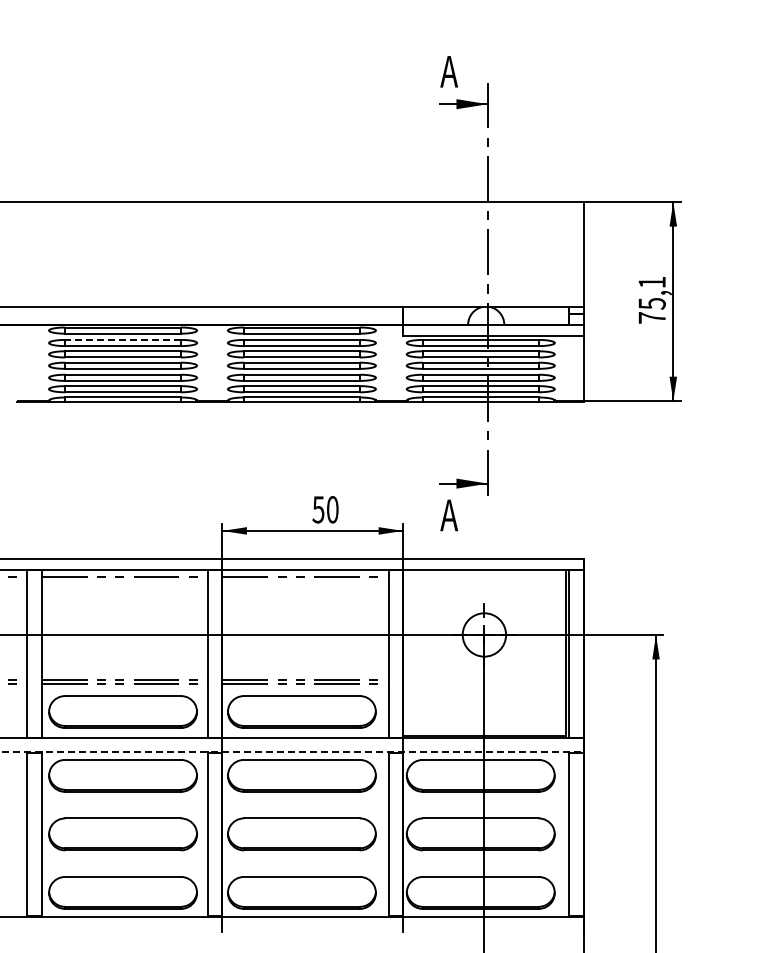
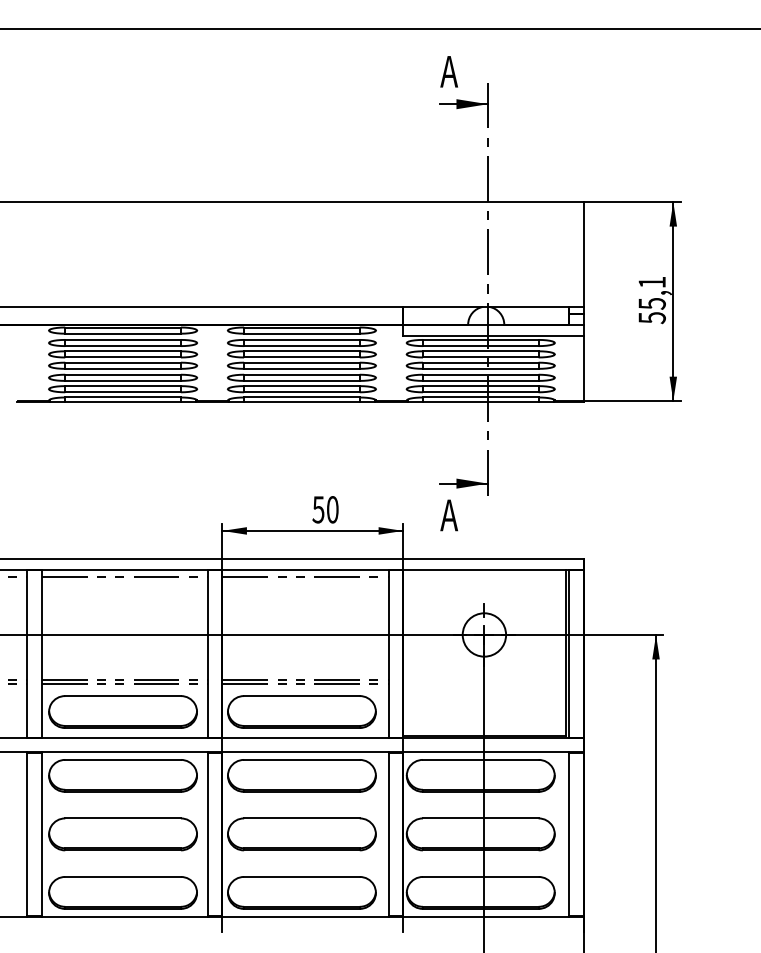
line: none -> present (379, 28)
text: 75,1 -> 55,1 (651, 318)
line: dashed -> solid (123, 339)
line: dashed -> solid (291, 752)
